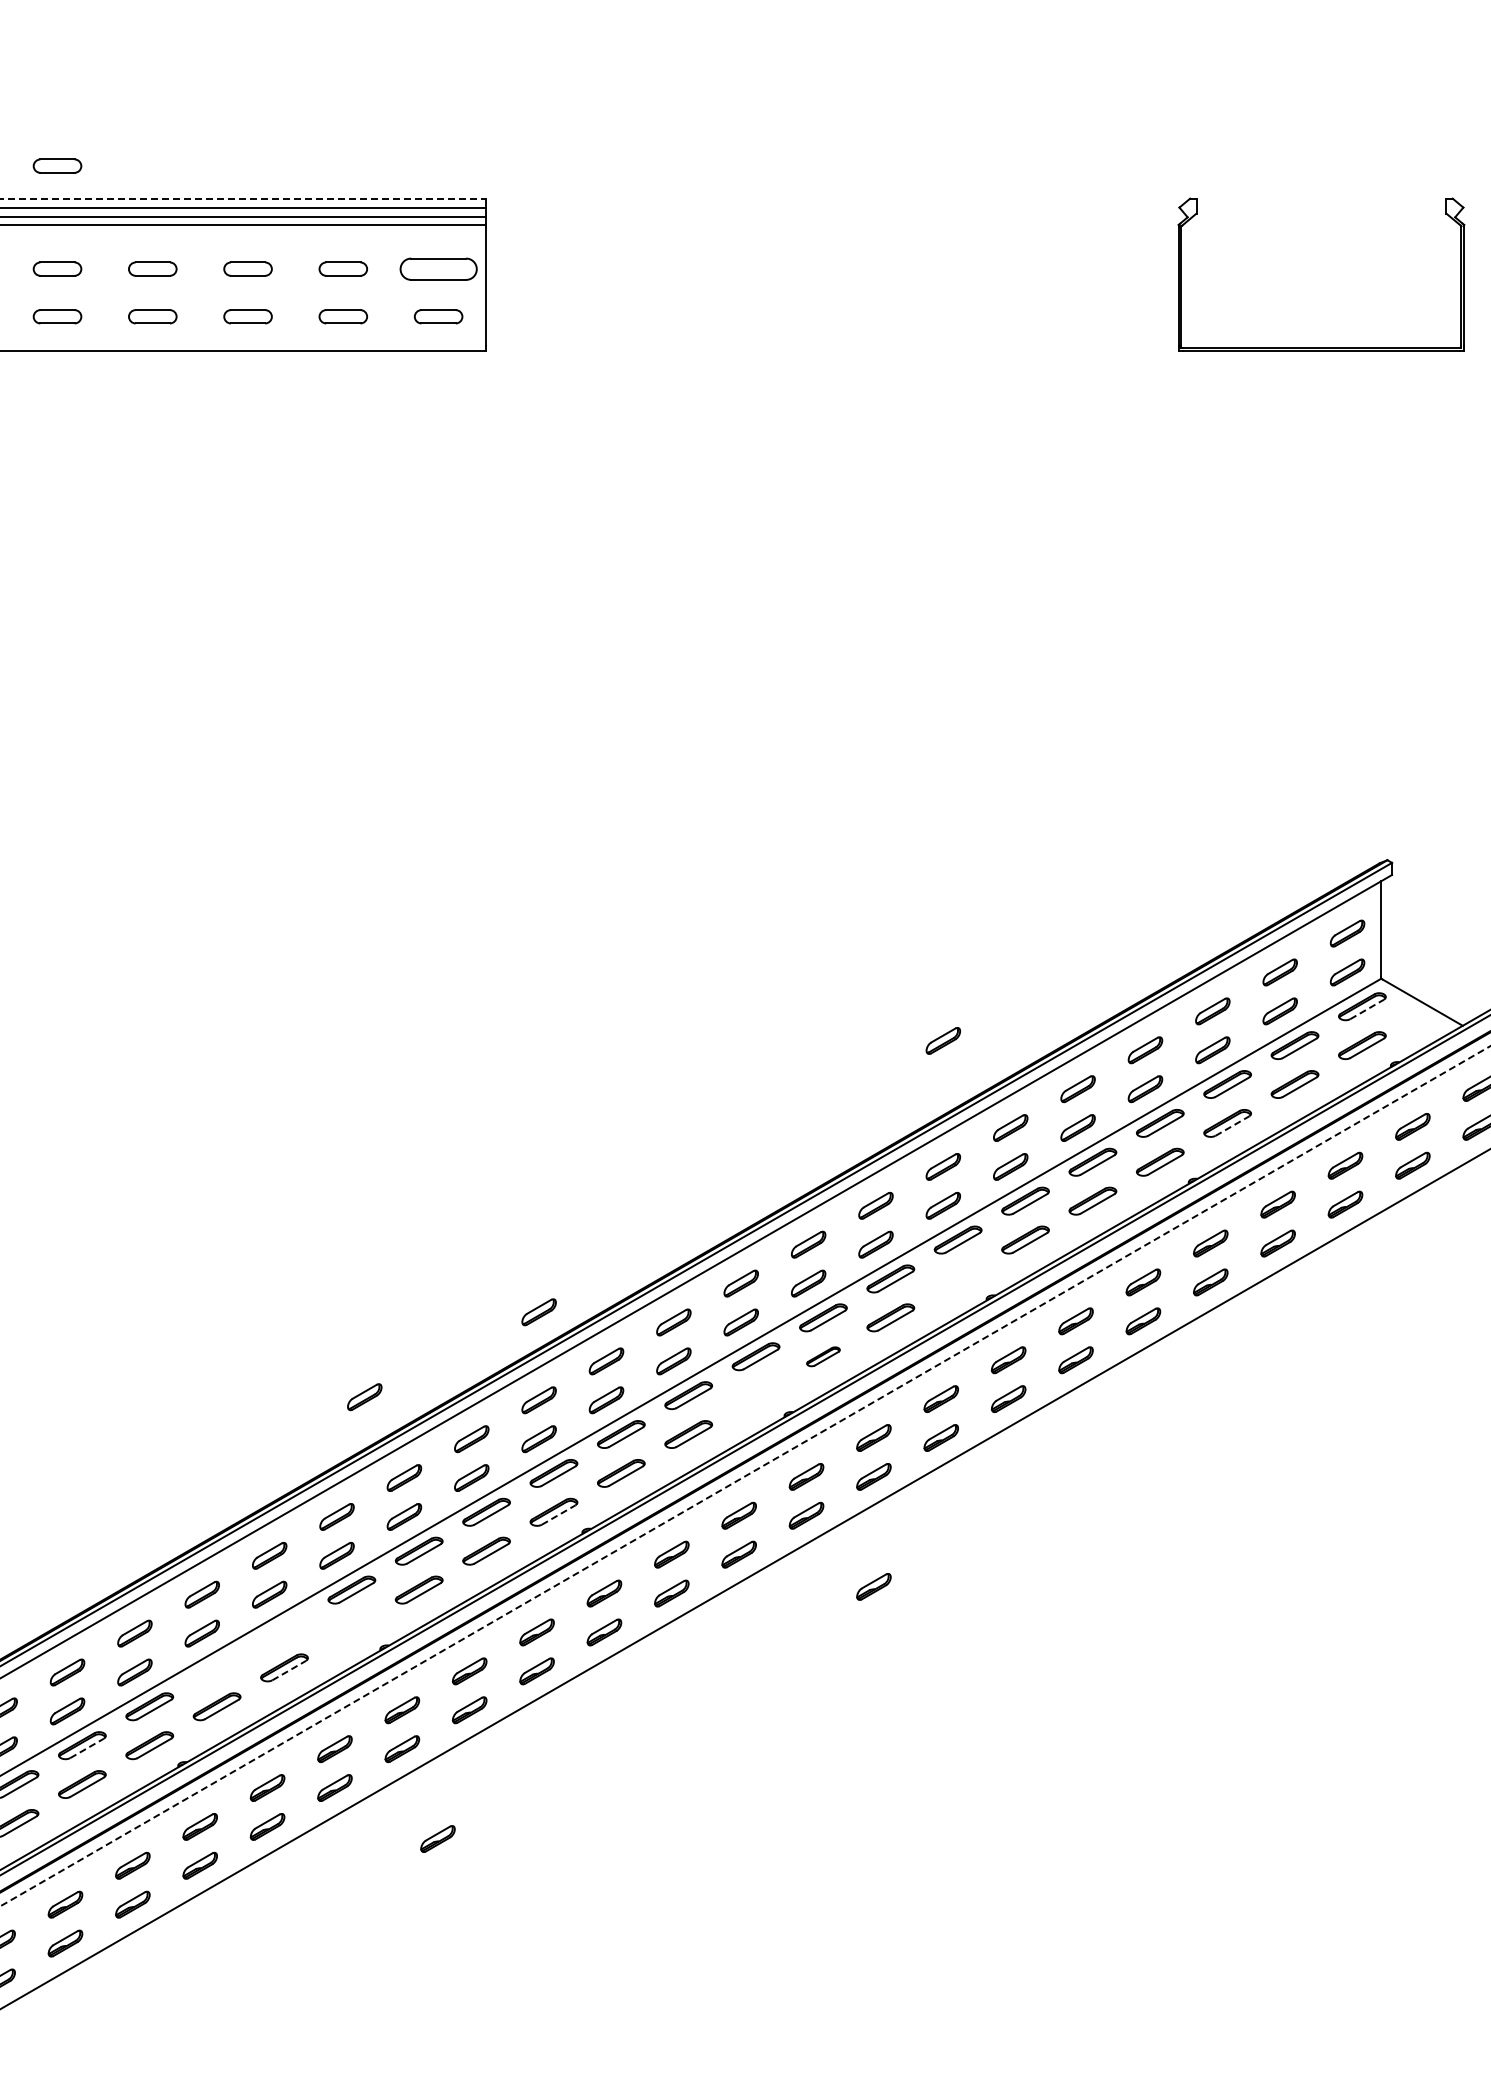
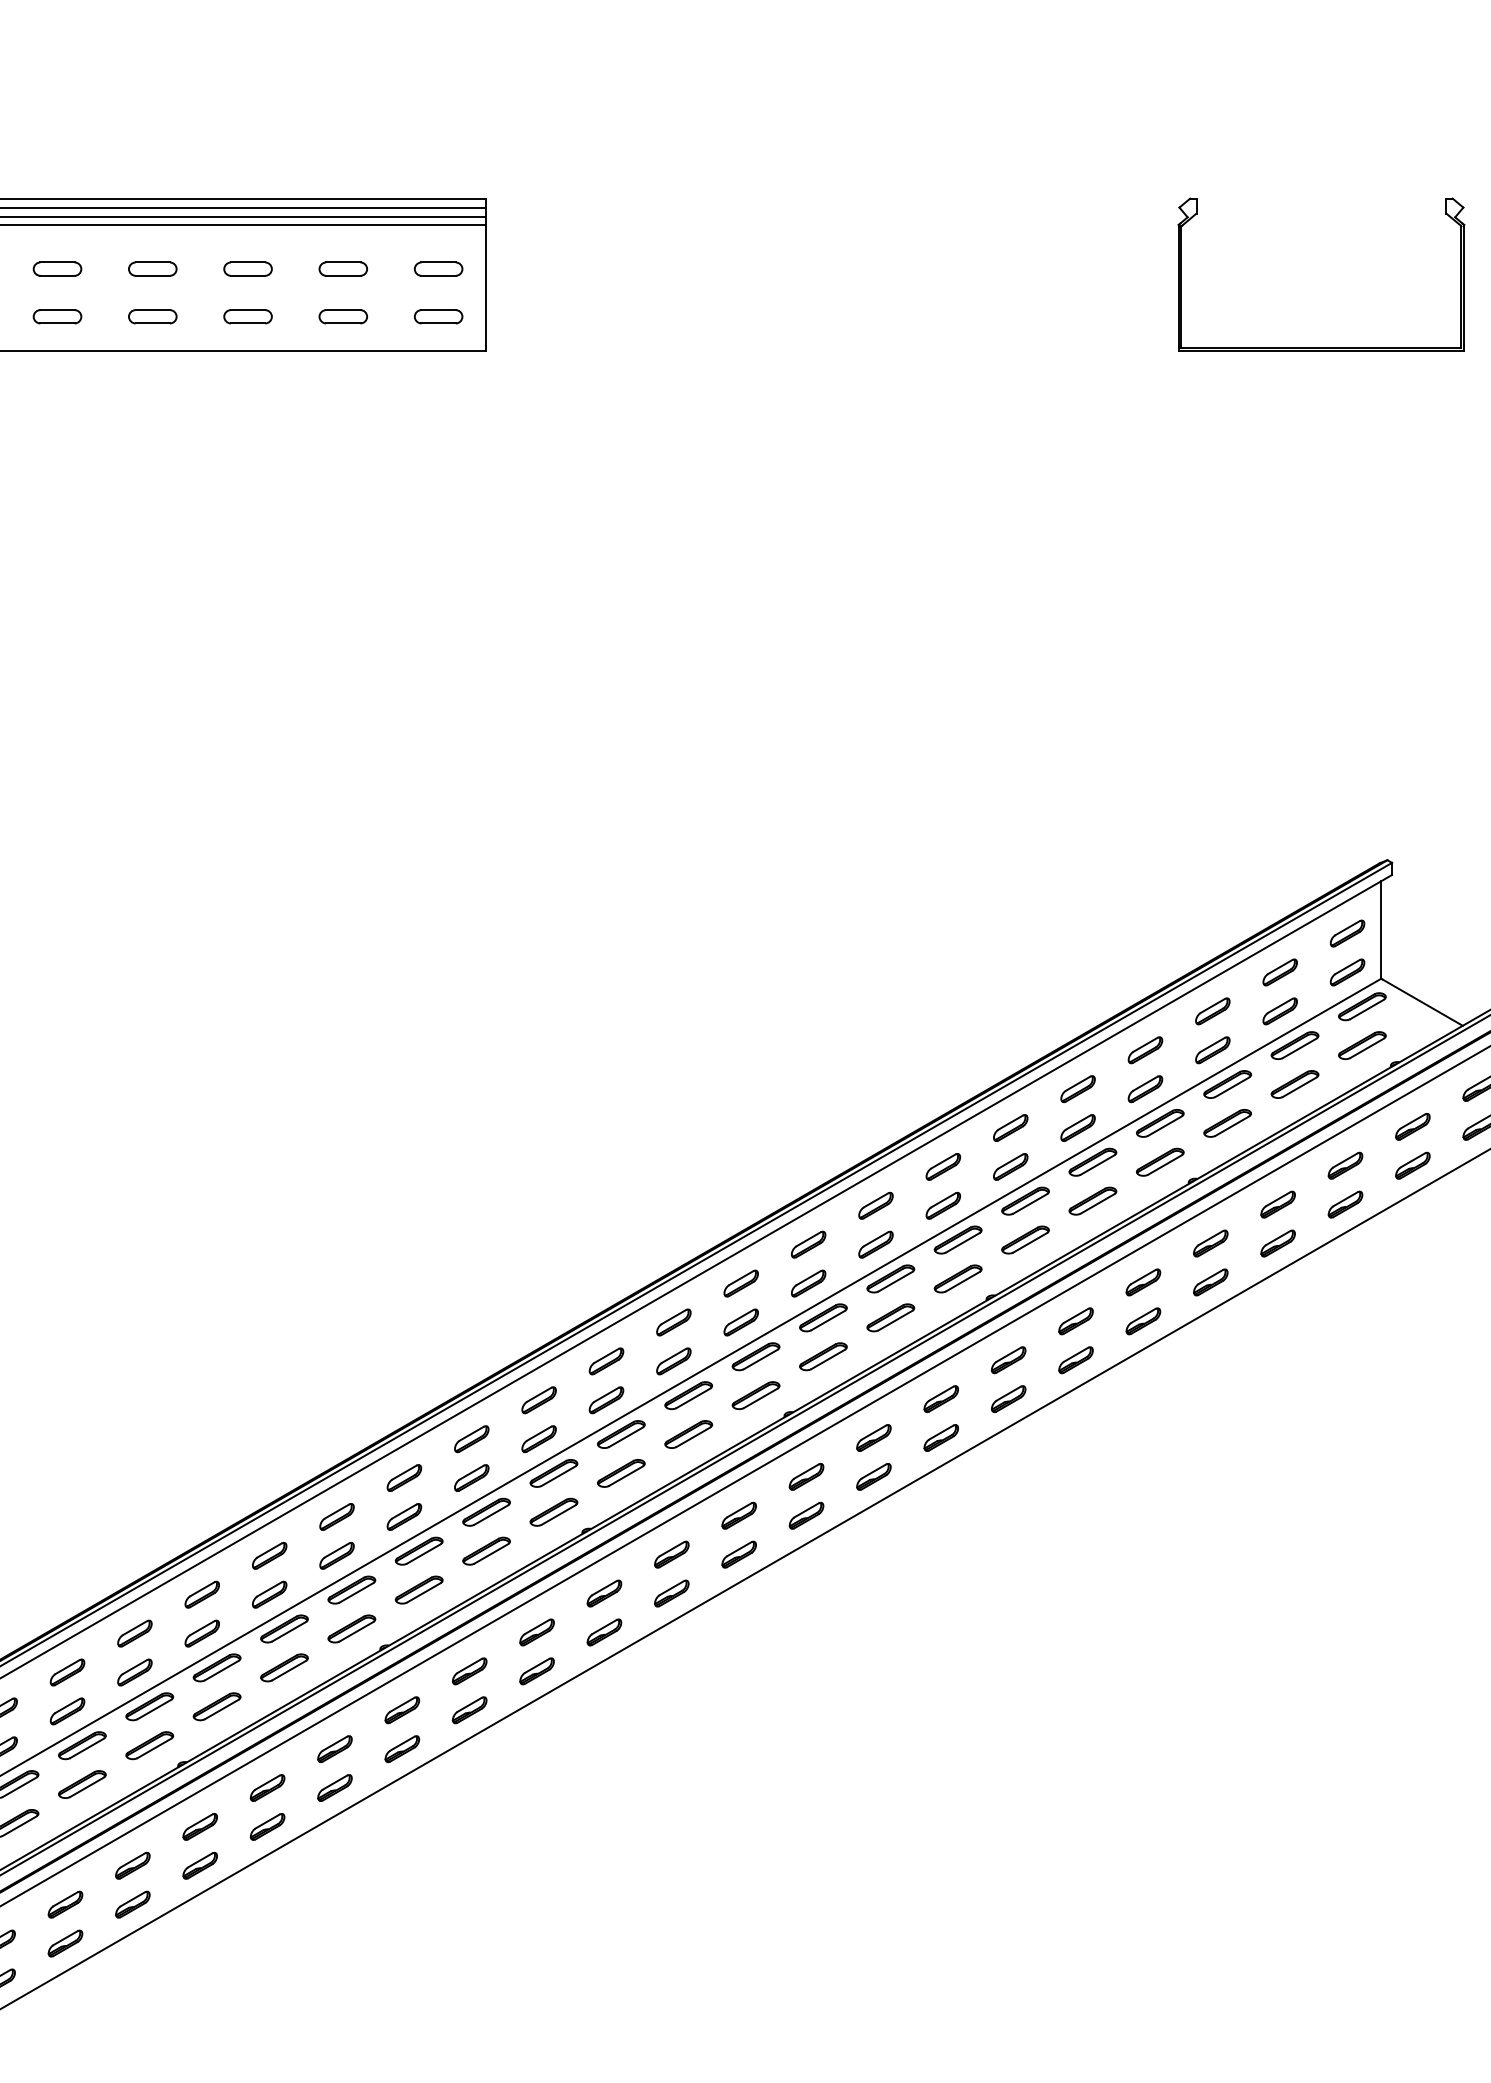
part: present -> none (57, 165)
line: dashed -> solid (243, 198)
part size: 79x24 px -> 51x16 px (438, 268)
line: dashed -> solid (1367, 1009)
part: present -> none (942, 1040)
line: dashed -> solid (1232, 1125)
part: none -> present (957, 1278)
part: present -> none (538, 1312)
part size: 35x22 px -> 49x30 px (823, 1356)
part: none -> present (755, 1395)
part: present -> none (364, 1397)
line: dashed -> solid (745, 1476)
line: dashed -> solid (559, 1514)
part: present -> none (873, 1586)
part: none -> present (284, 1628)
part: none -> present (351, 1628)
part: none -> present (216, 1667)
line: dashed -> solid (289, 1670)
line: dashed -> solid (87, 1748)
part: present -> none (437, 1838)
